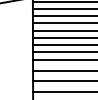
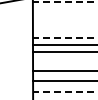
line: solid -> dashed (65, 1)
line: present -> none (63, 9)
line: present -> none (63, 16)
line: present -> none (63, 23)
line: present -> none (63, 30)
line: solid -> dashed (65, 37)
line: present -> none (63, 59)
line: solid -> dashed (65, 92)
